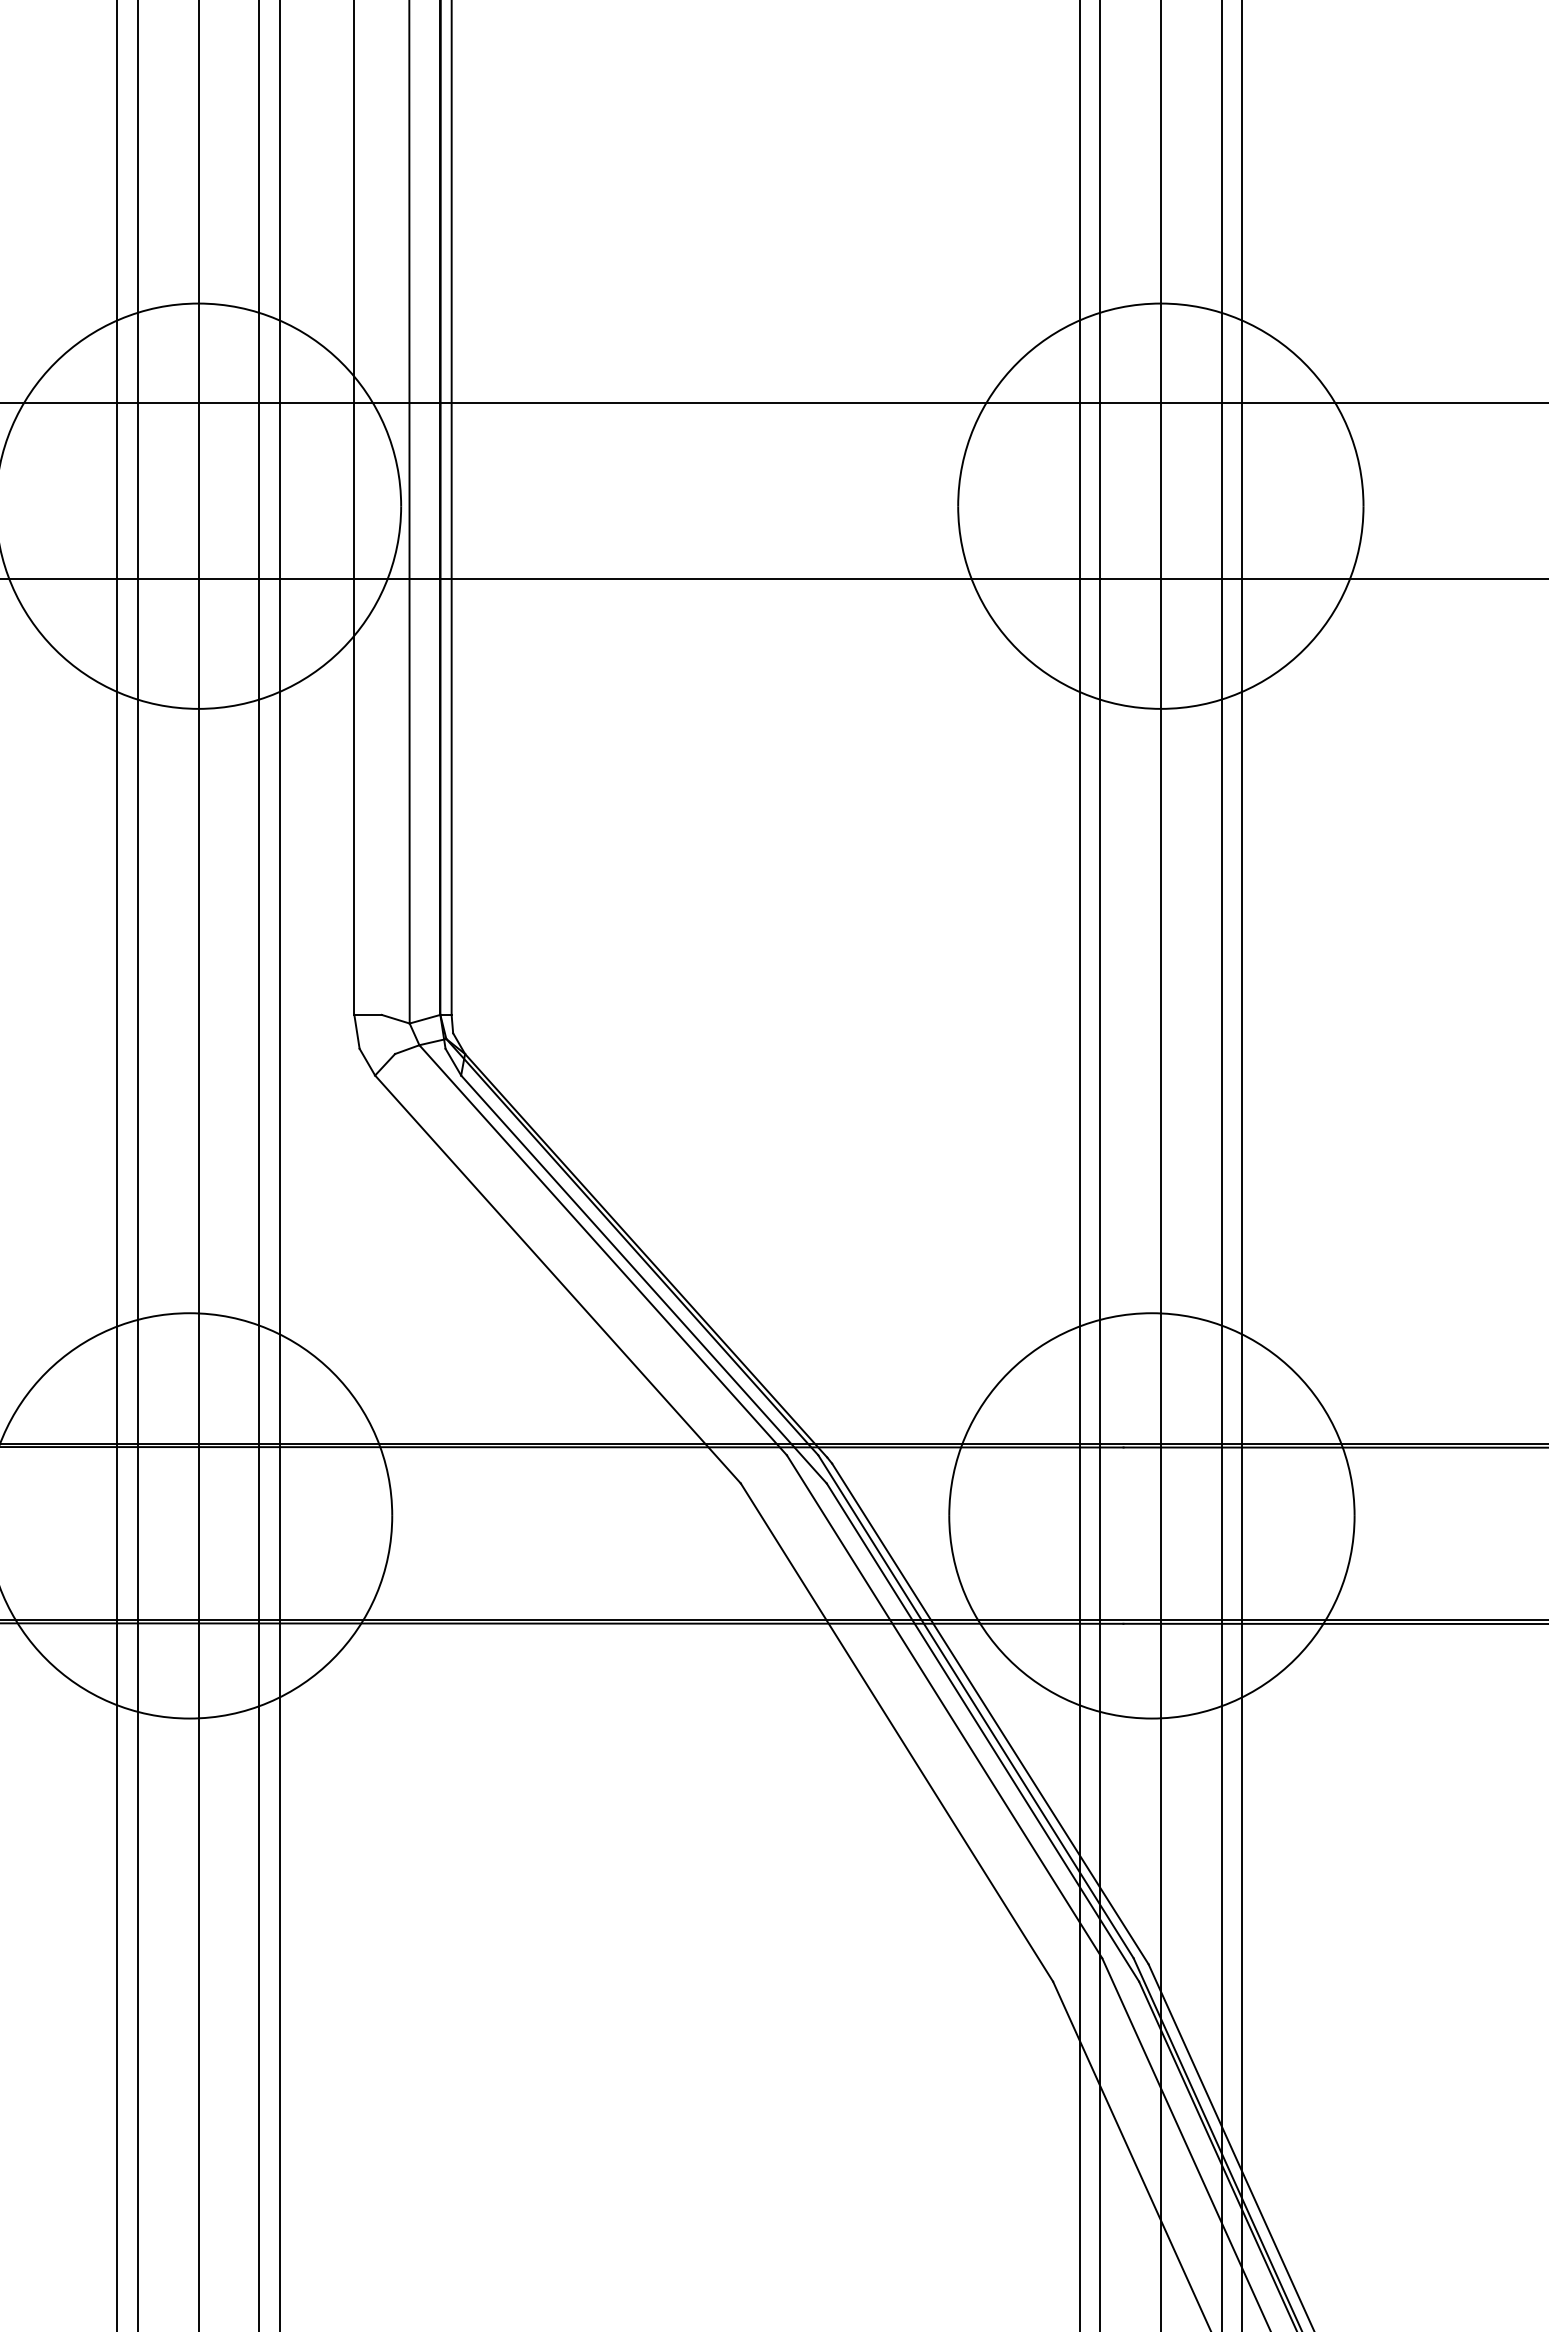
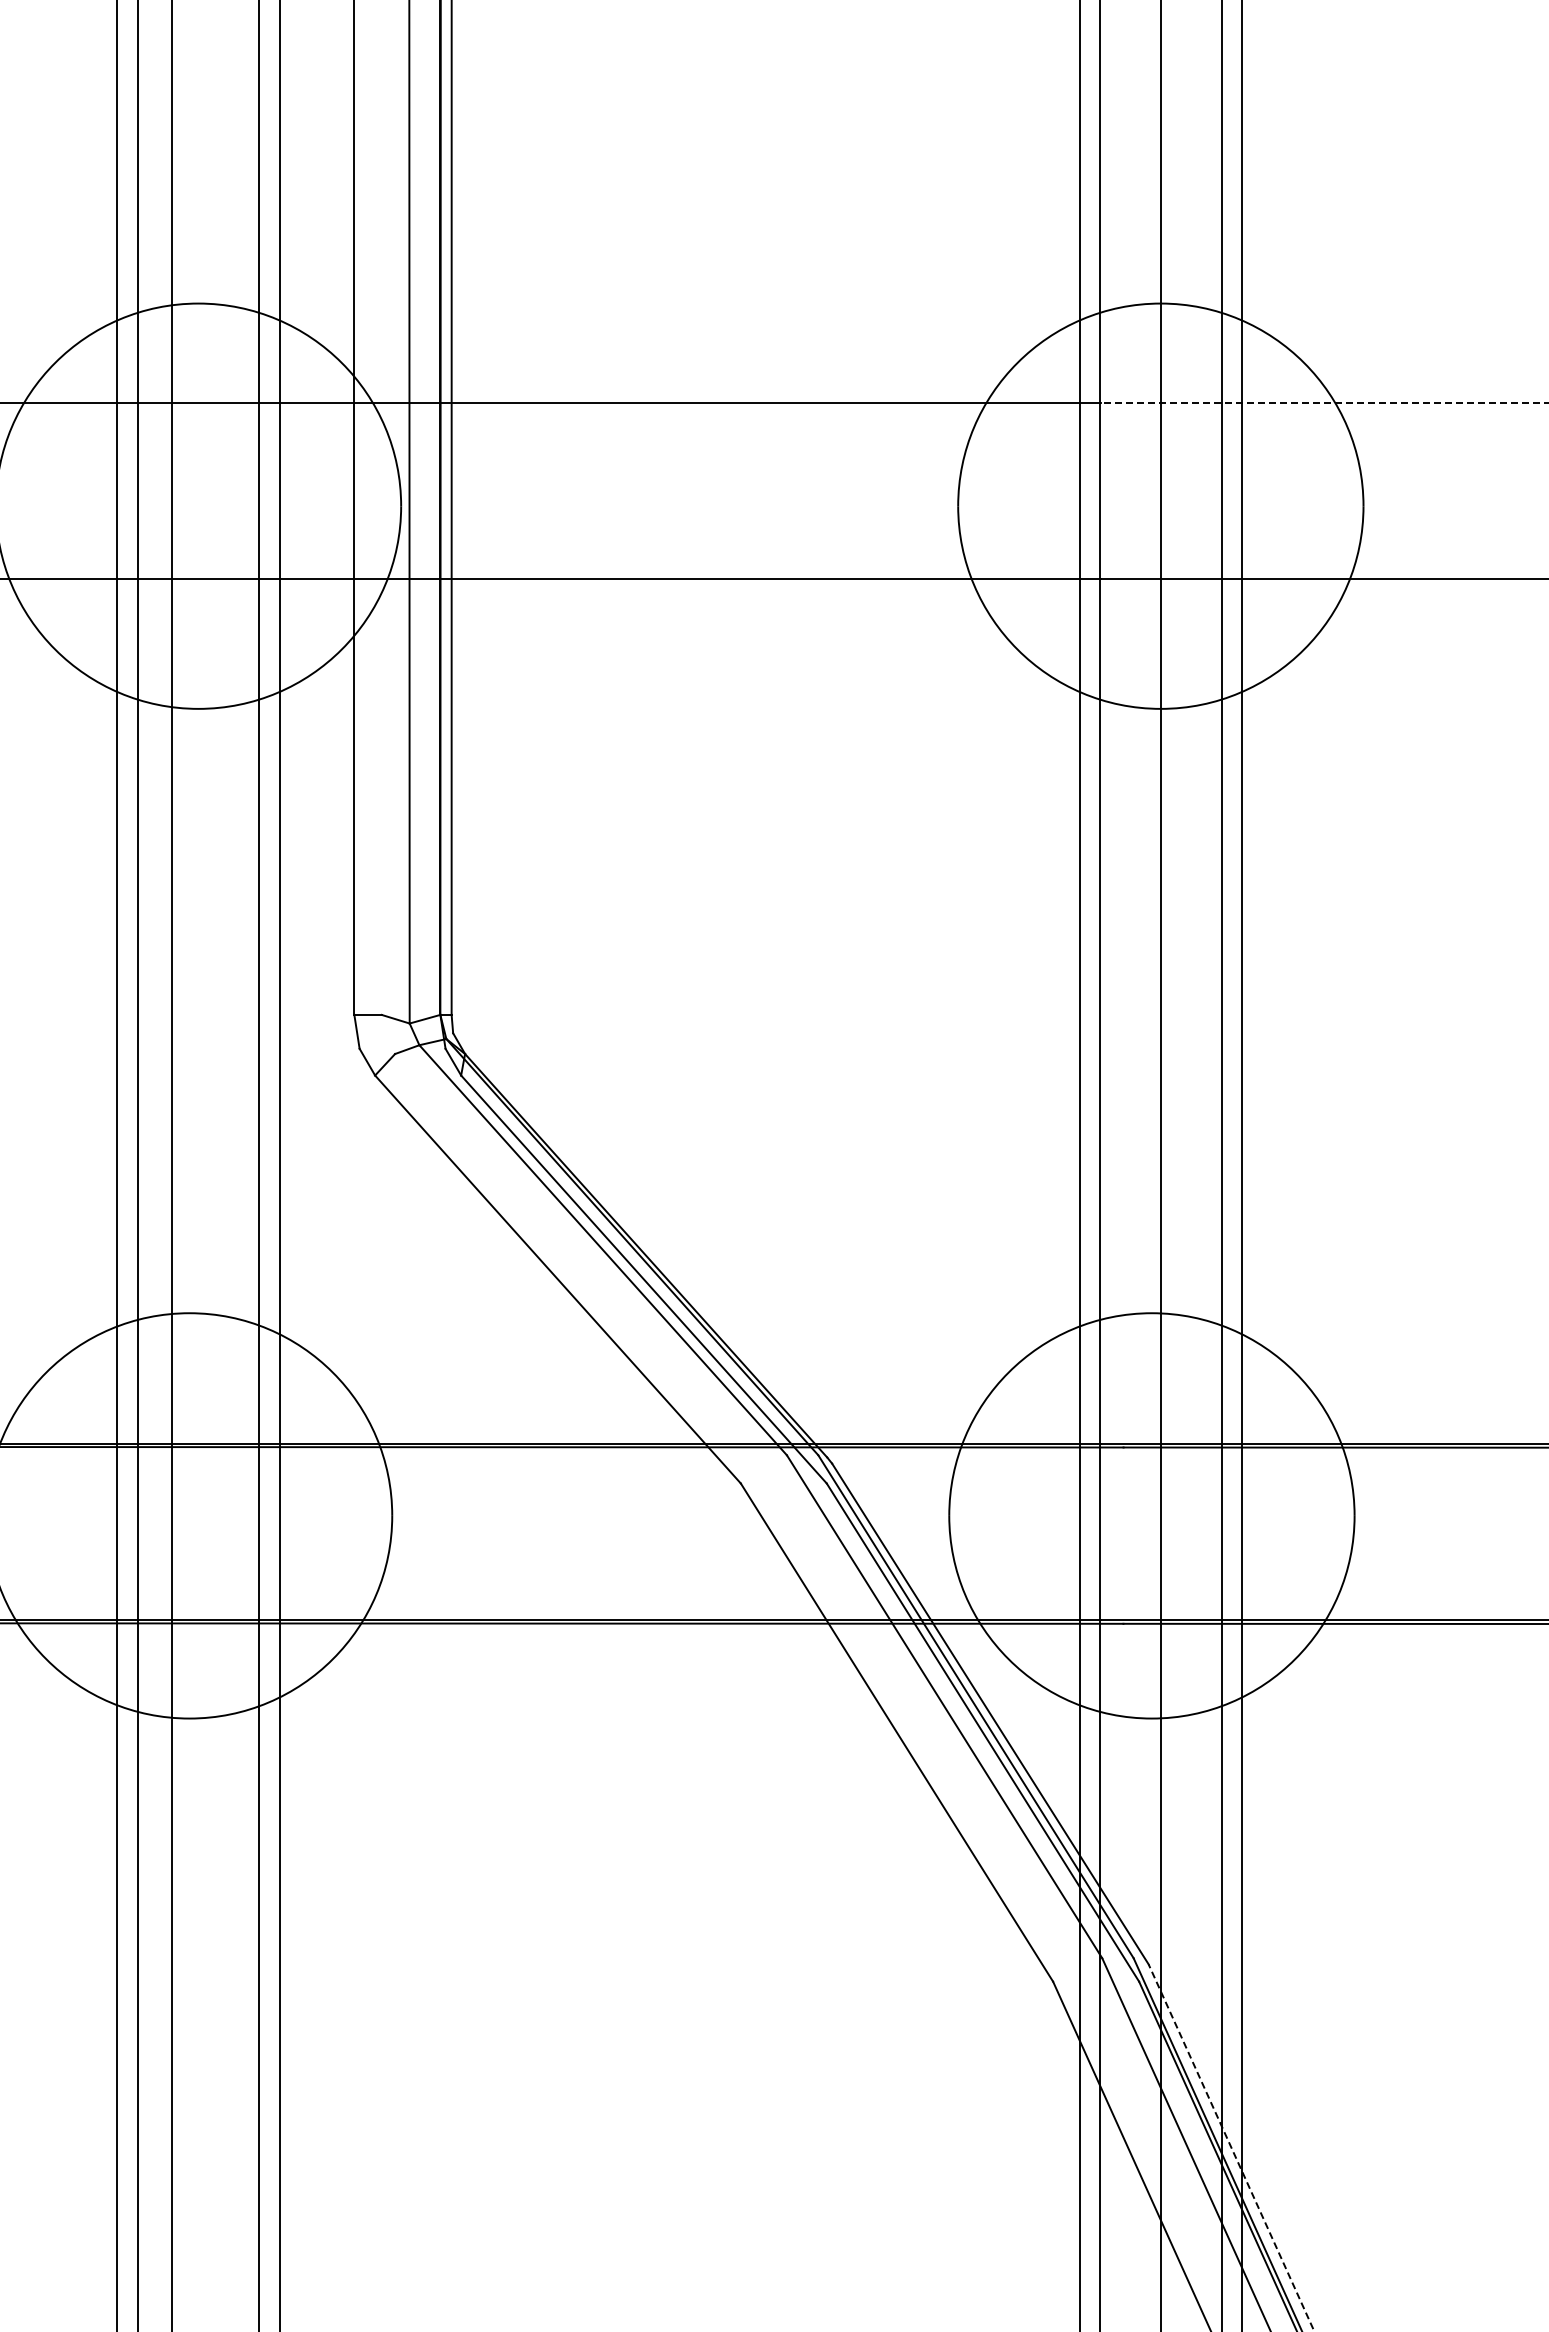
line: solid -> dashed (1325, 402)
line position: (198, 1165) -> (171, 1165) (171, 1165)
line: solid -> dashed (1231, 2147)
